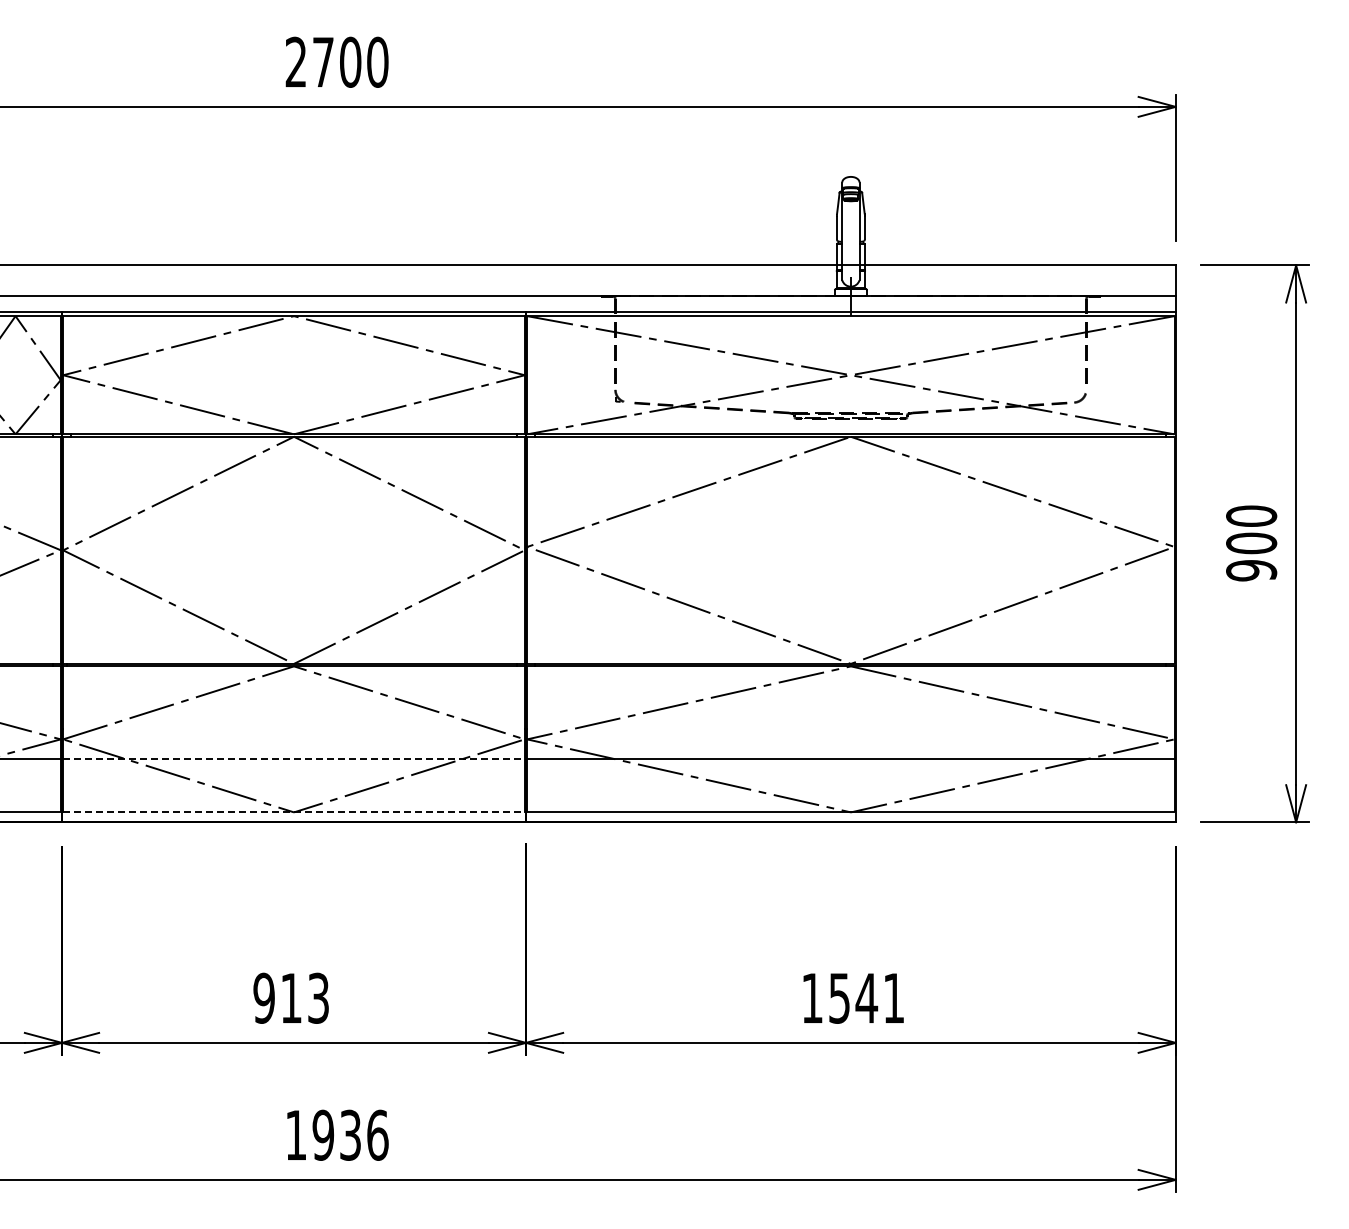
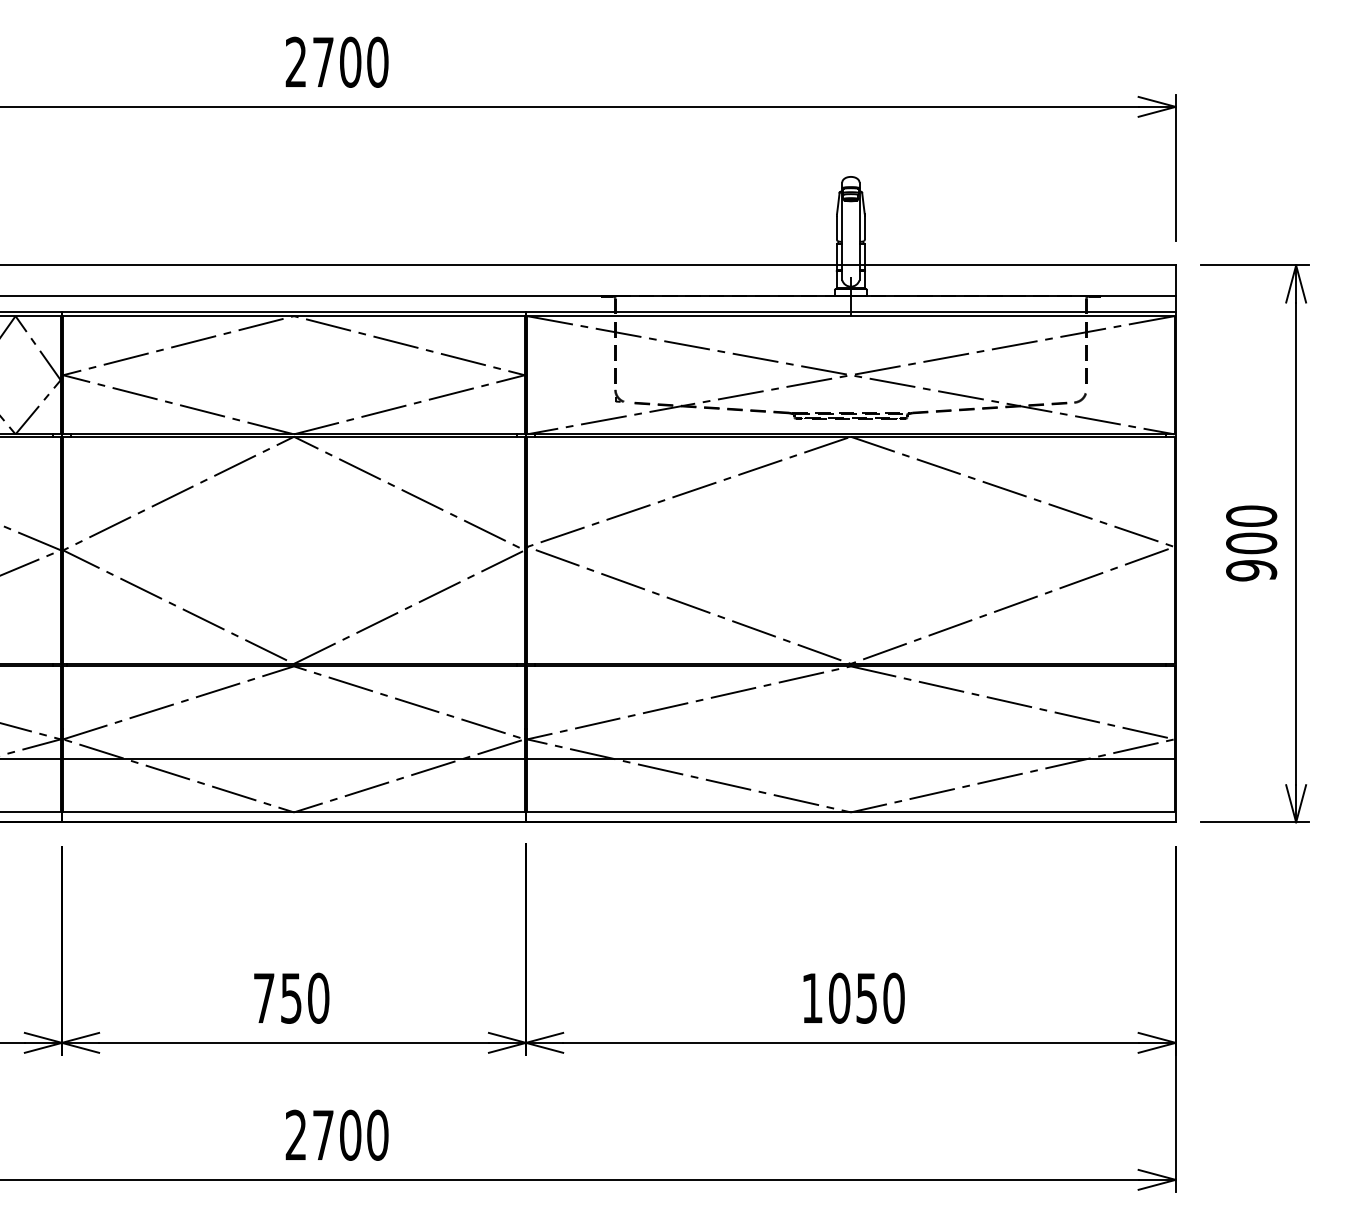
line: dashed -> solid (294, 759)
line: dashed -> solid (294, 812)
text: 913 -> 750 (291, 997)
text: 1541 -> 1050 (866, 997)
text: 1936 -> 2700 (336, 1134)
